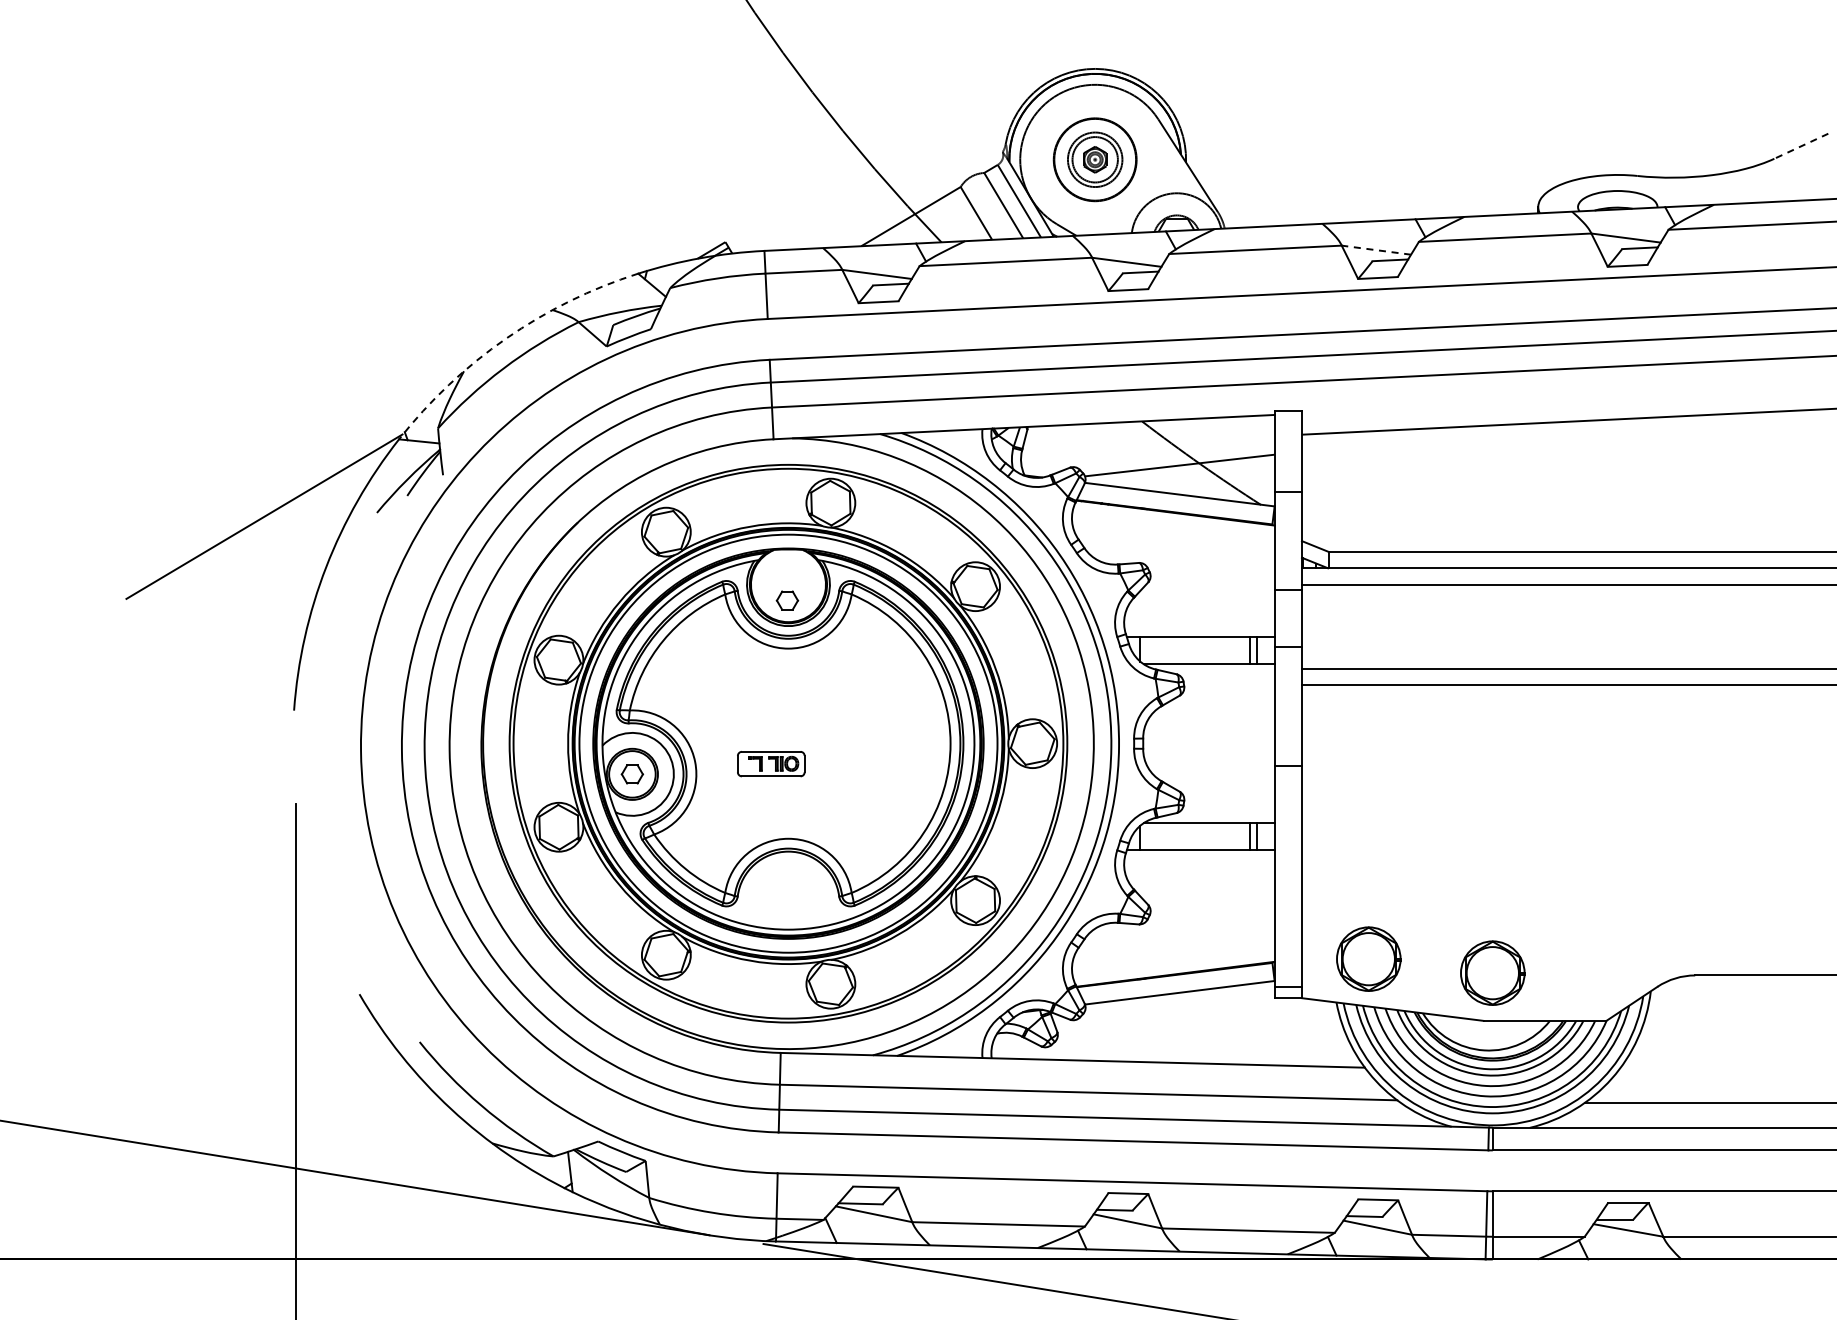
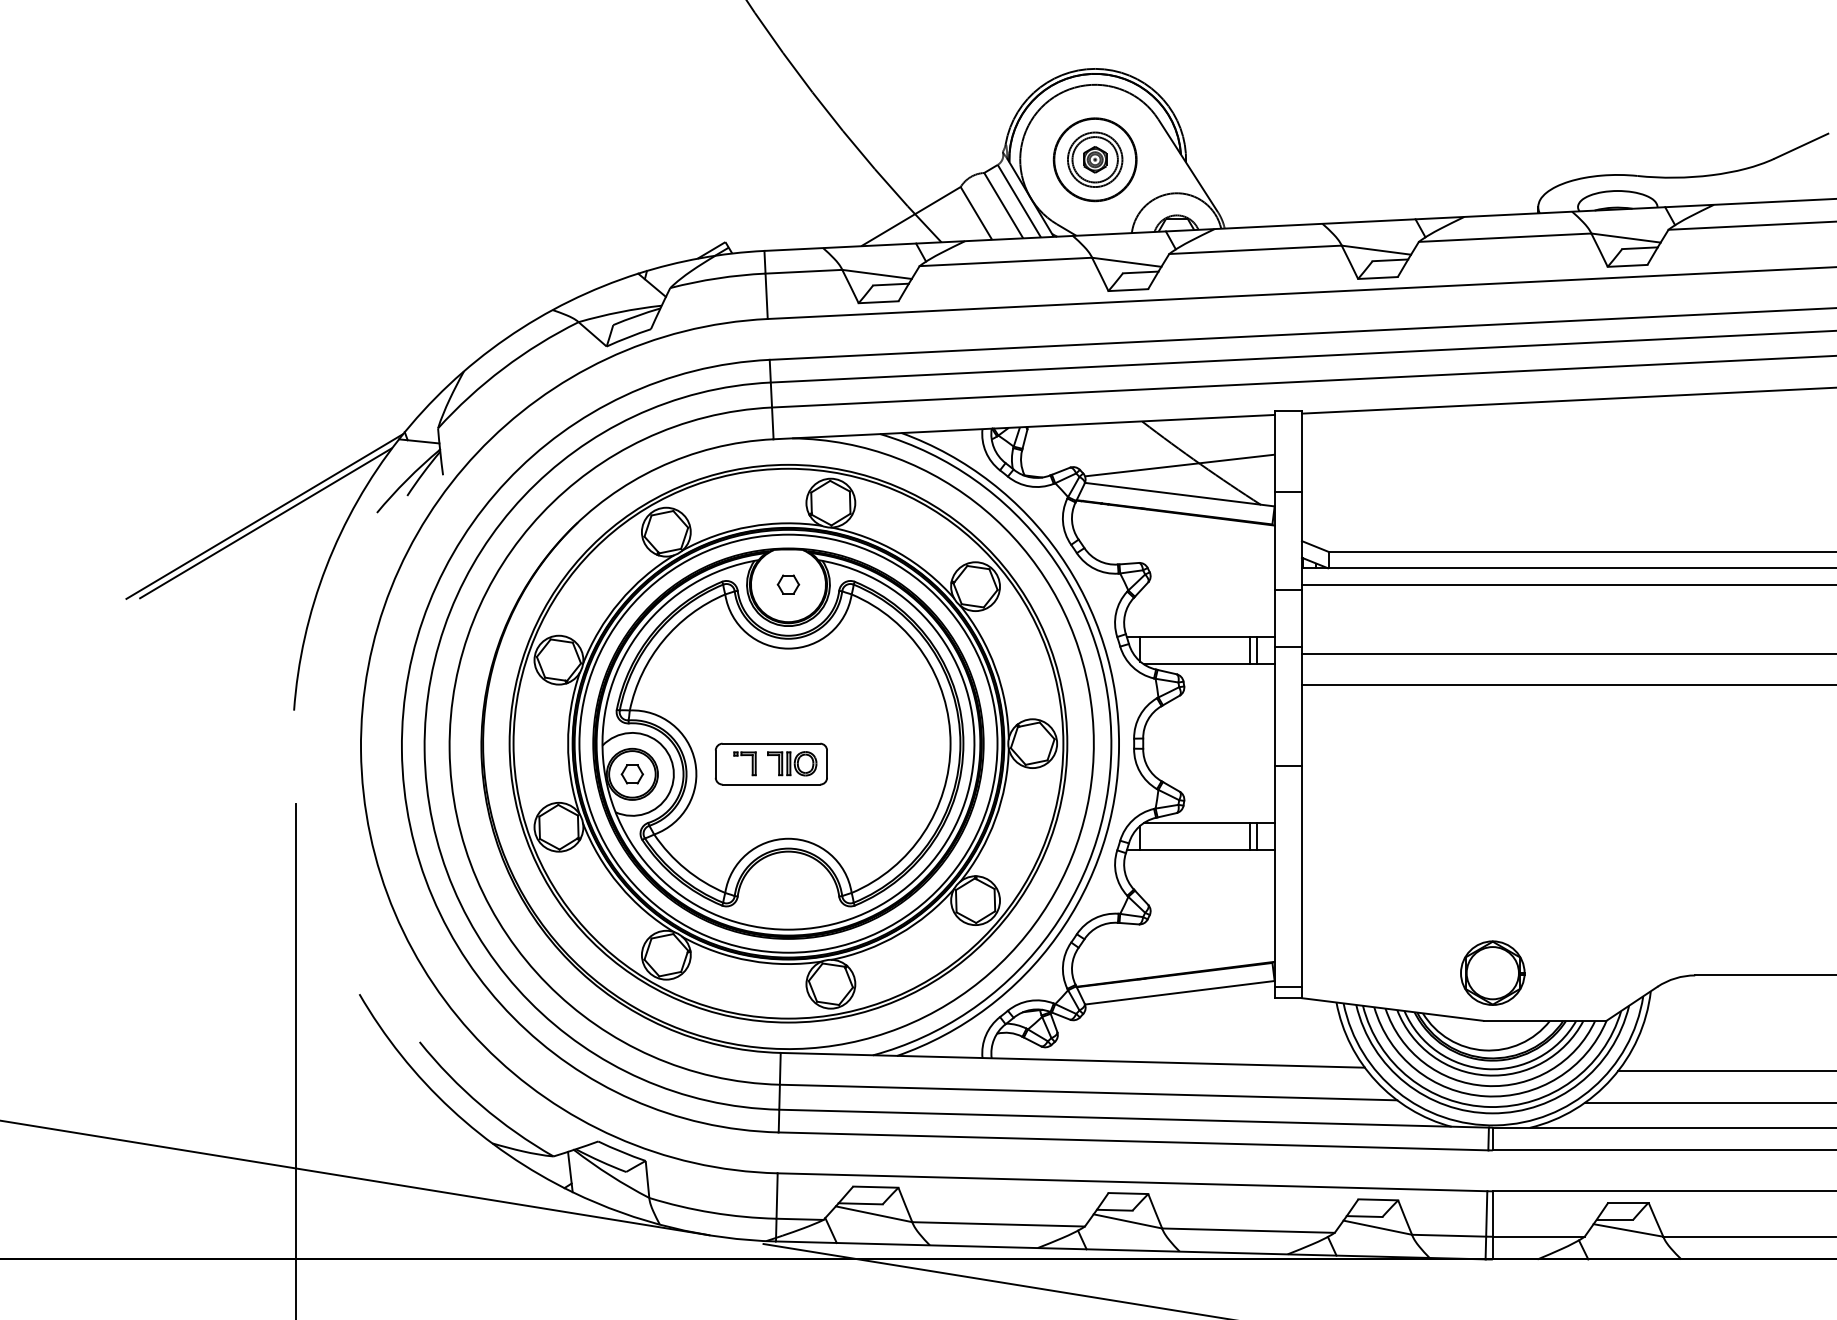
line: dashed -> solid (1801, 146)
line: dashed -> solid (1376, 250)
arc: dashed -> solid (506, 338)
line position: (1567, 421) -> (1567, 400) (1567, 400)
line: none -> present (265, 522)
part position: (787, 600) -> (788, 584) (788, 584)
line position: (1567, 668) -> (1567, 653) (1567, 653)
part size: 69x27 px -> 114x44 px (770, 763)
part: present -> none (1368, 958)
line: none -> present (1725, 1070)
